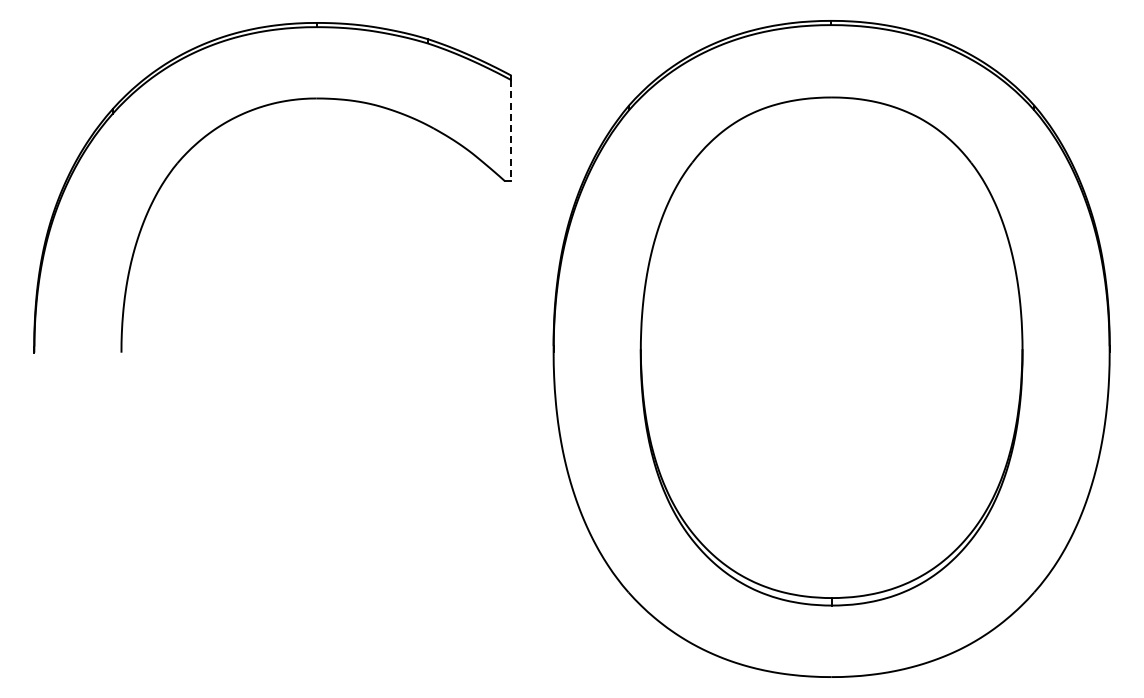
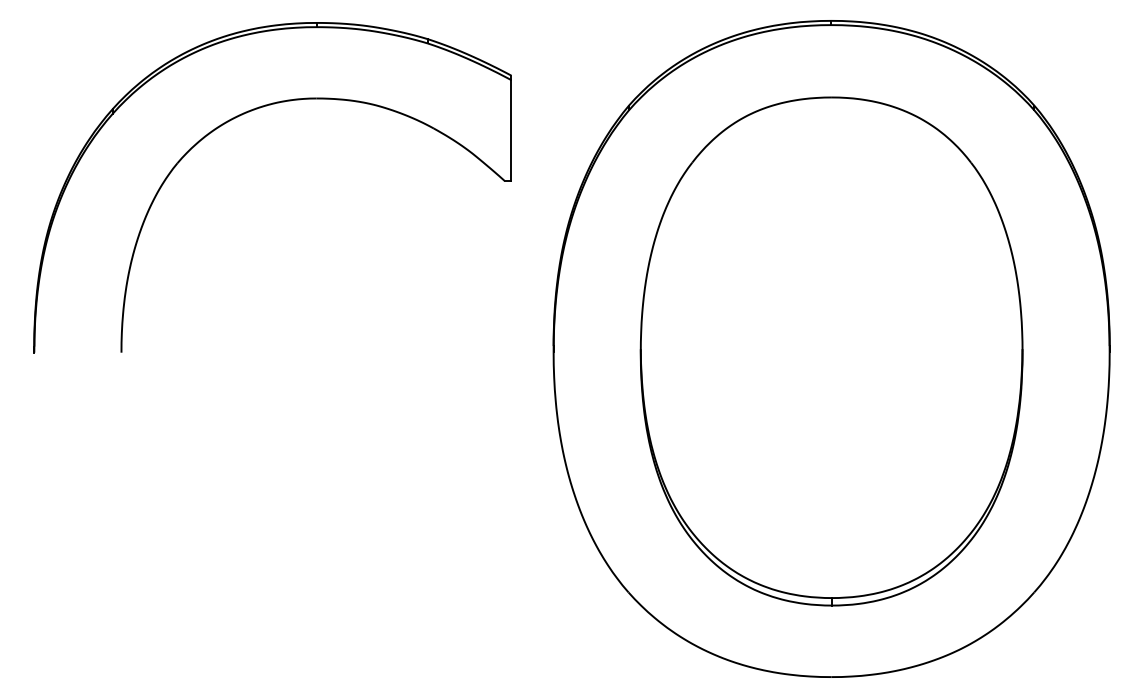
line: dashed -> solid (511, 131)
